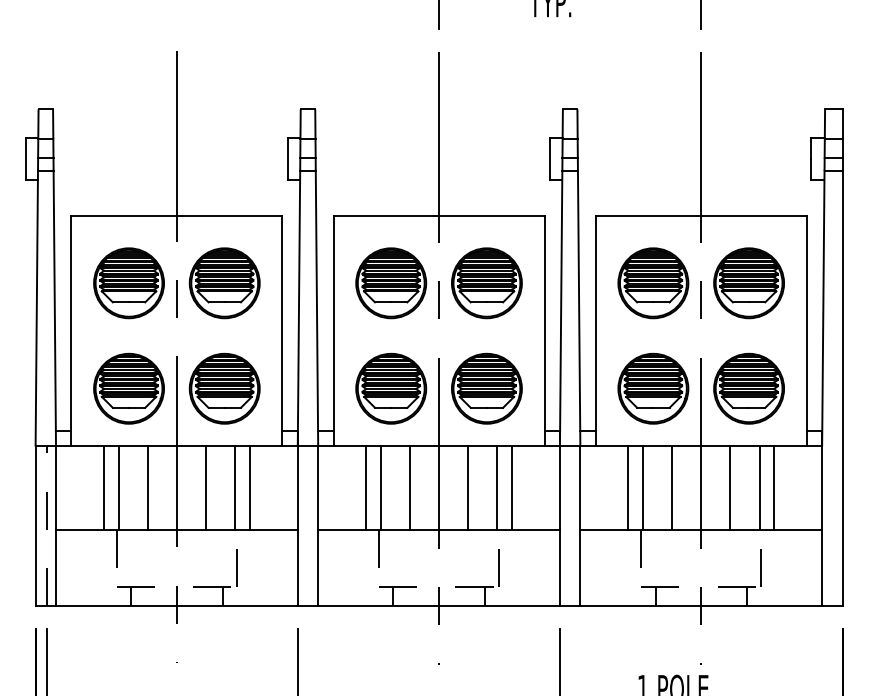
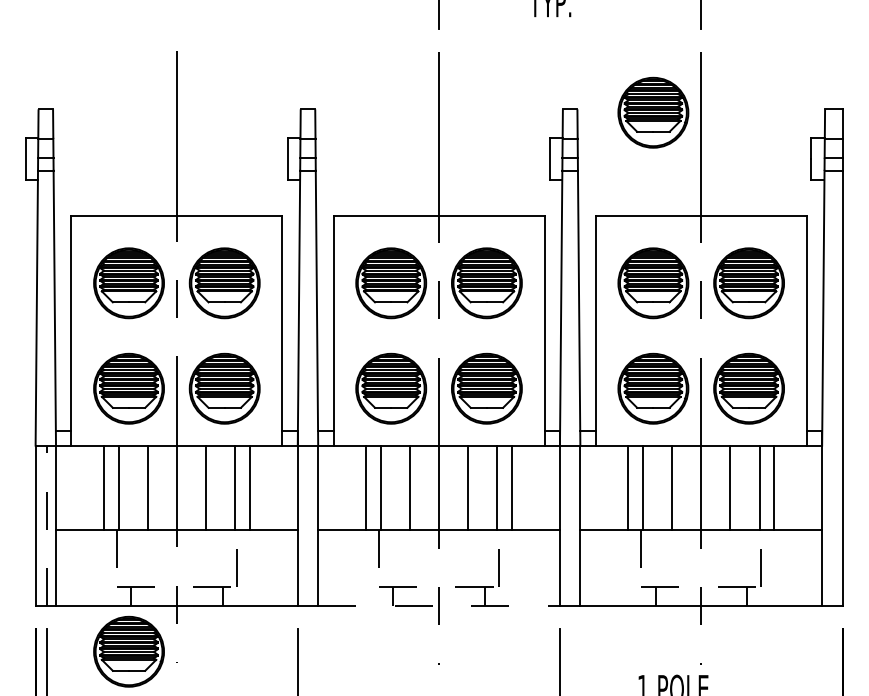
part: none -> present (653, 112)
line: solid -> dashed (439, 606)
part: none -> present (128, 651)
